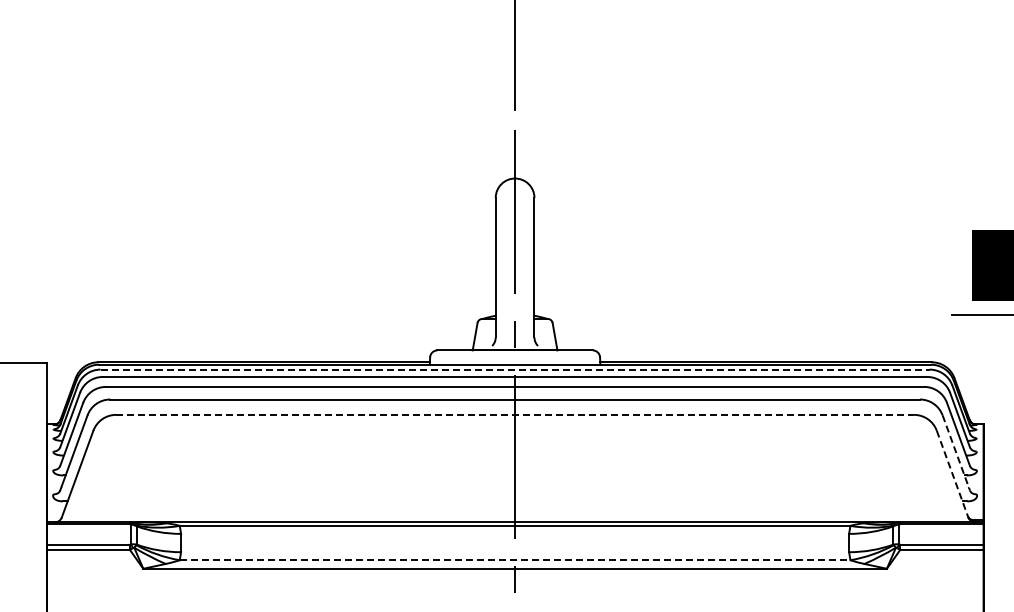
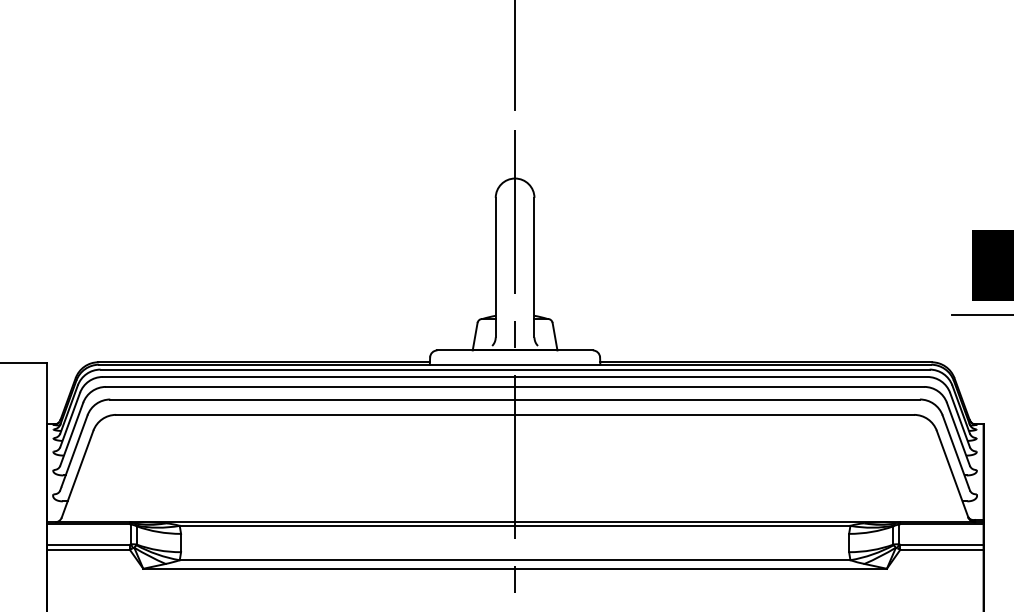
line: dashed -> solid (515, 369)
line: dashed -> solid (515, 414)
line: dashed -> solid (956, 452)
line: dashed -> solid (952, 474)
line: dashed -> solid (515, 560)
